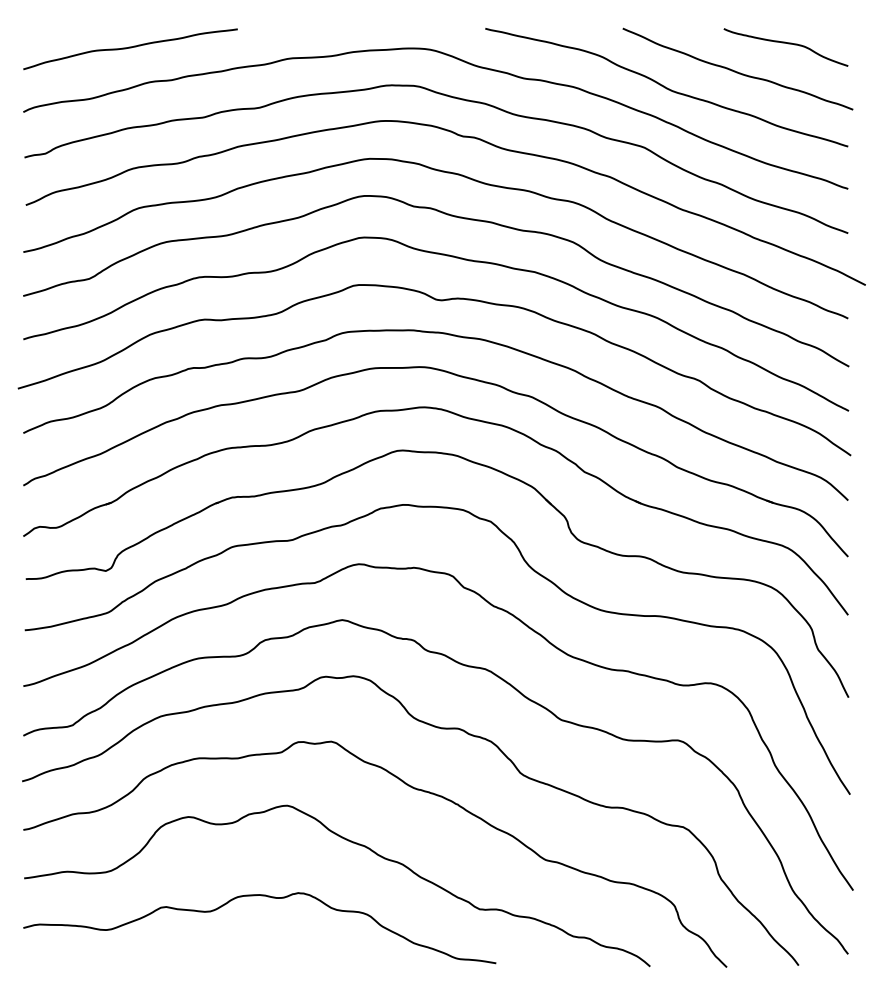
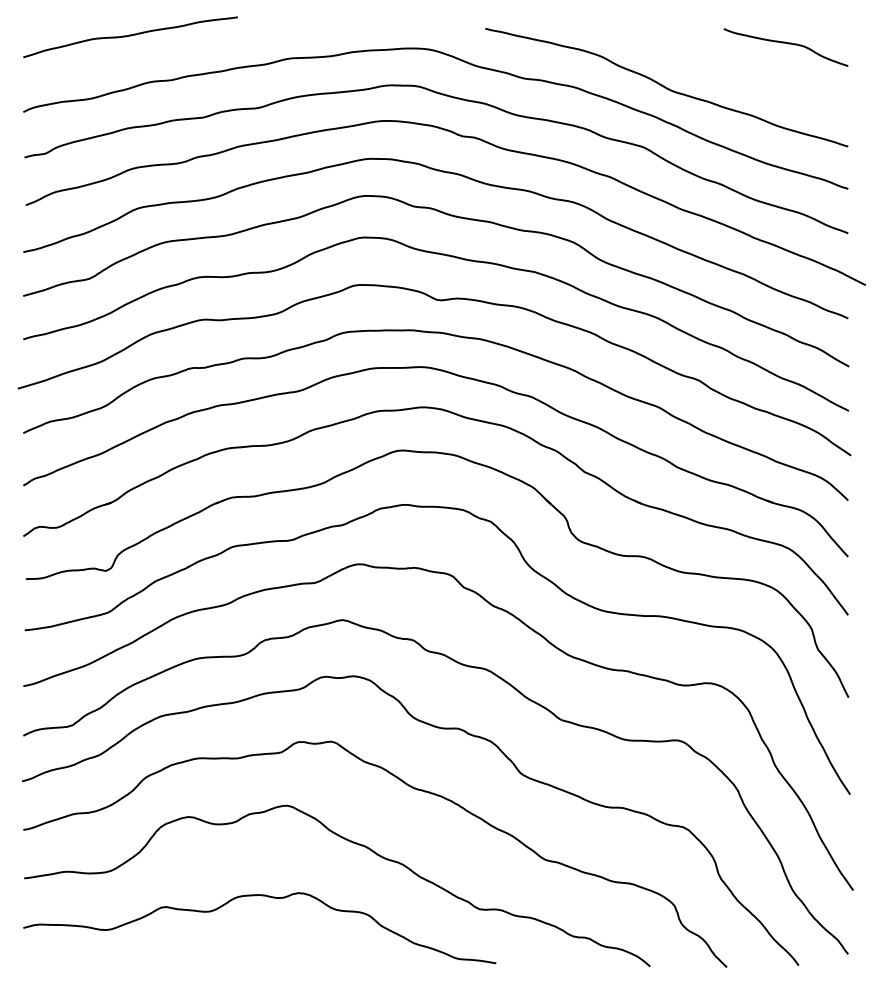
curve position: (130, 48) -> (130, 36) (130, 36)
curve: present -> none (735, 70)
